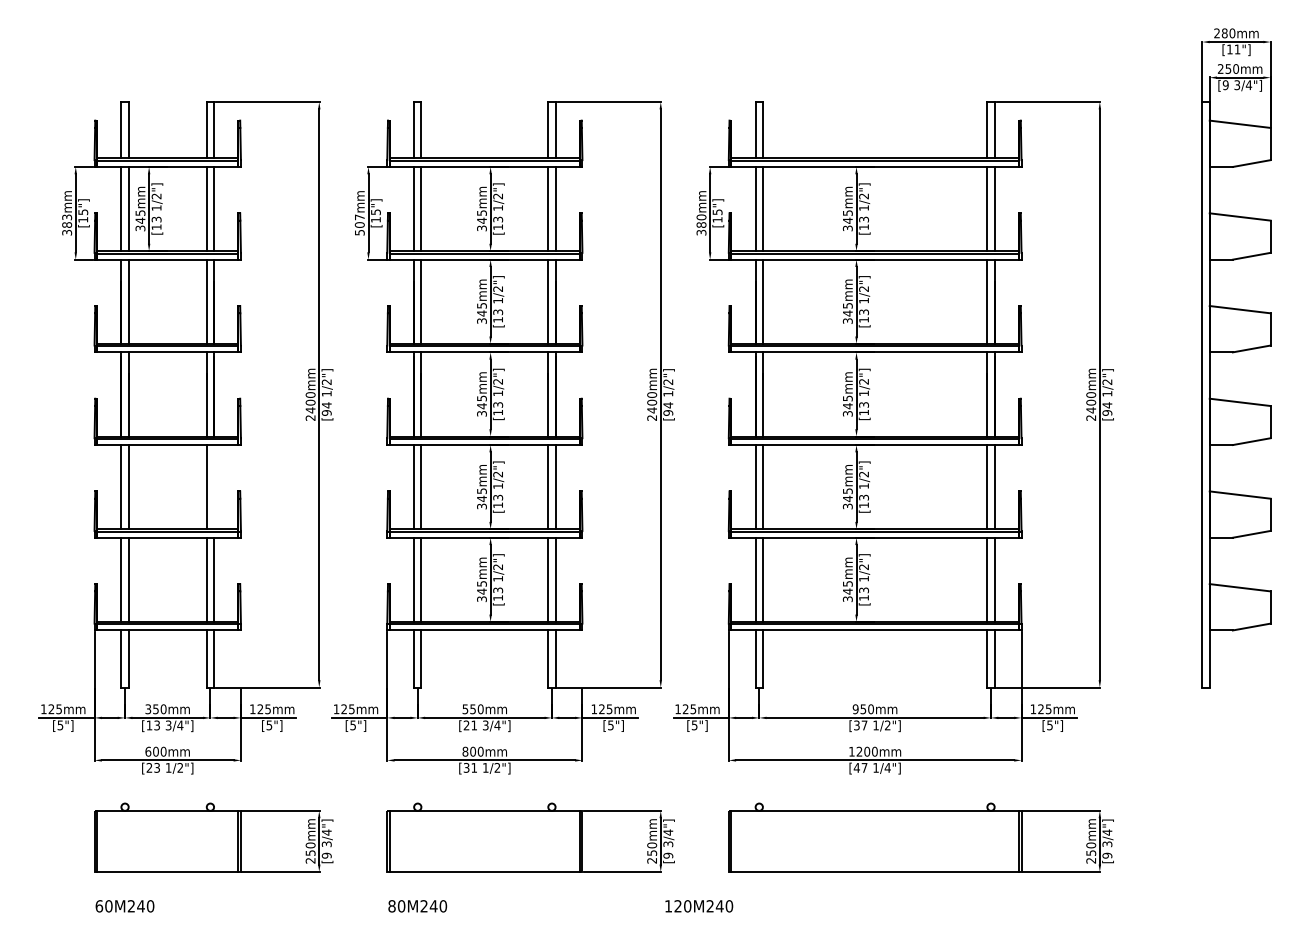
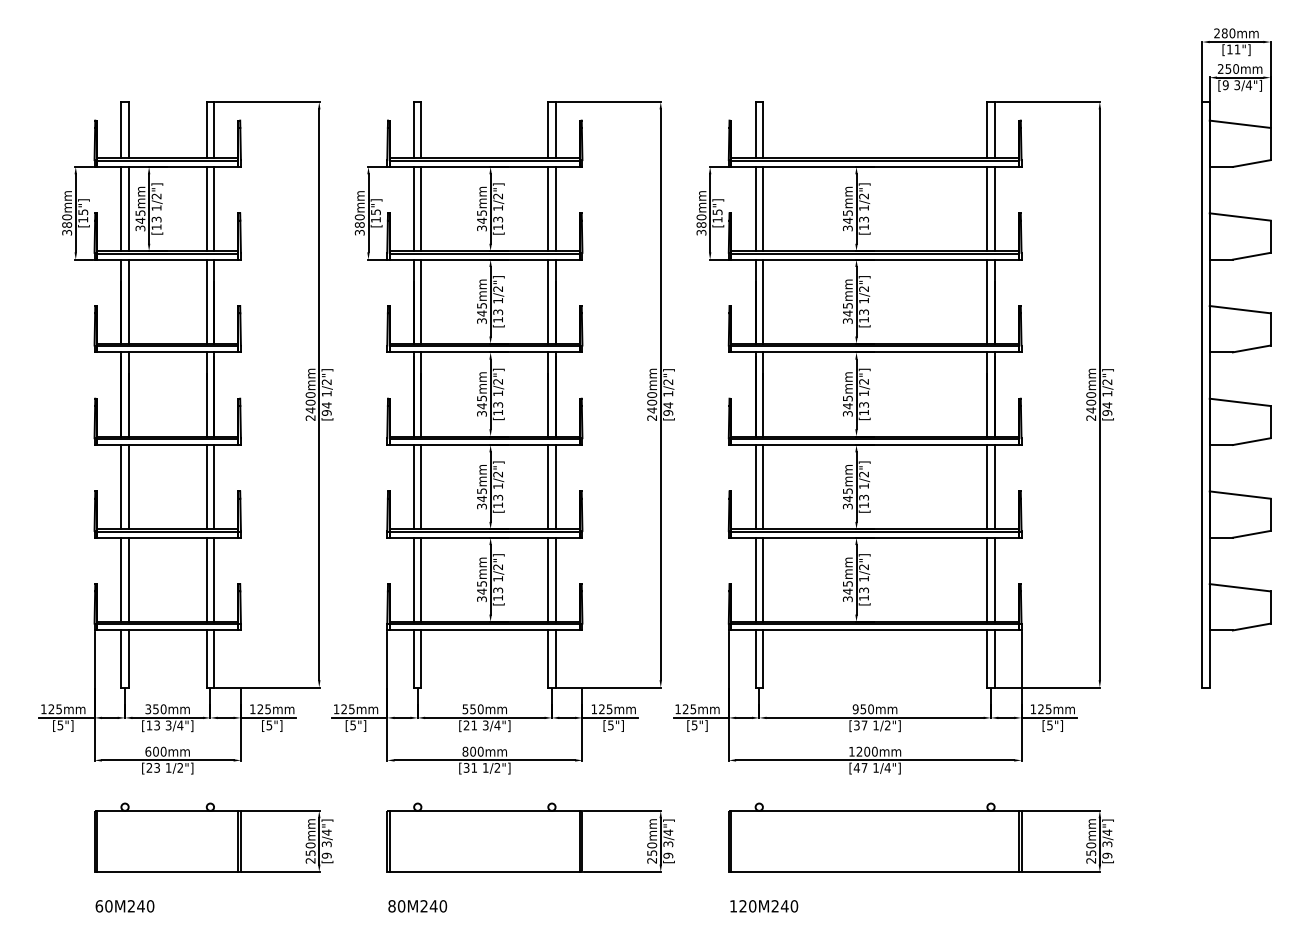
text: 383mm -> 380mm (67, 217)
text: 507mm -> 380mm (359, 224)
line: none -> present (214, 487)
text position: (699, 906) -> (764, 906) (764, 906)
